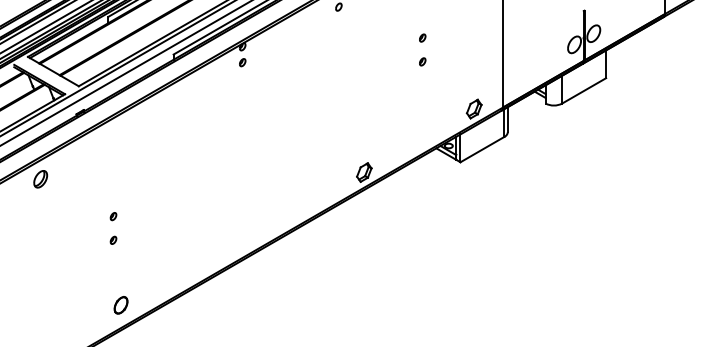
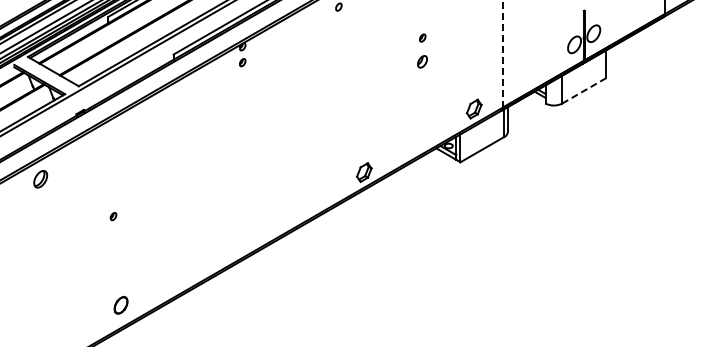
line: solid -> dashed (503, 54)
part size: 8x10 px -> 11x14 px (422, 61)
line: present -> none (125, 73)
line: solid -> dashed (584, 90)
part: present -> none (113, 239)
